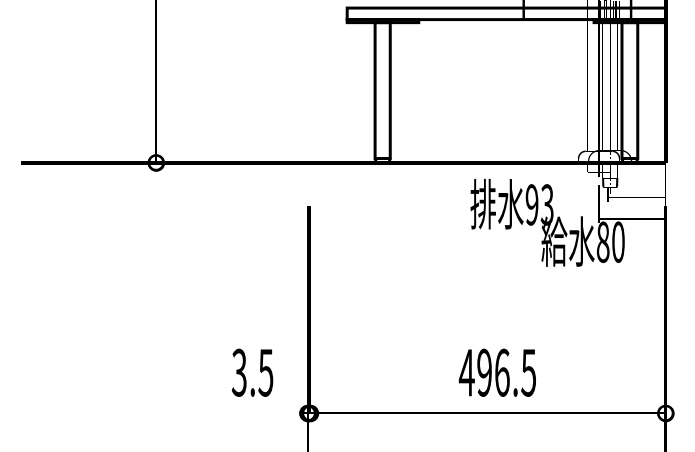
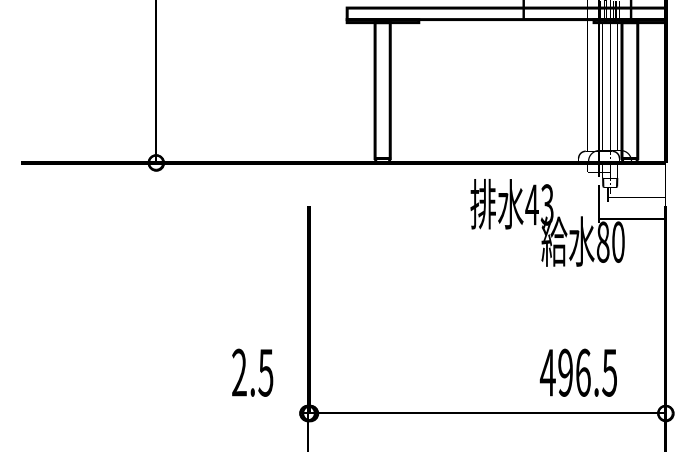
text: 93 -> 43 (531, 204)
text: 3.5 -> 2.5 (238, 372)
text position: (496, 372) -> (577, 372) (577, 372)
